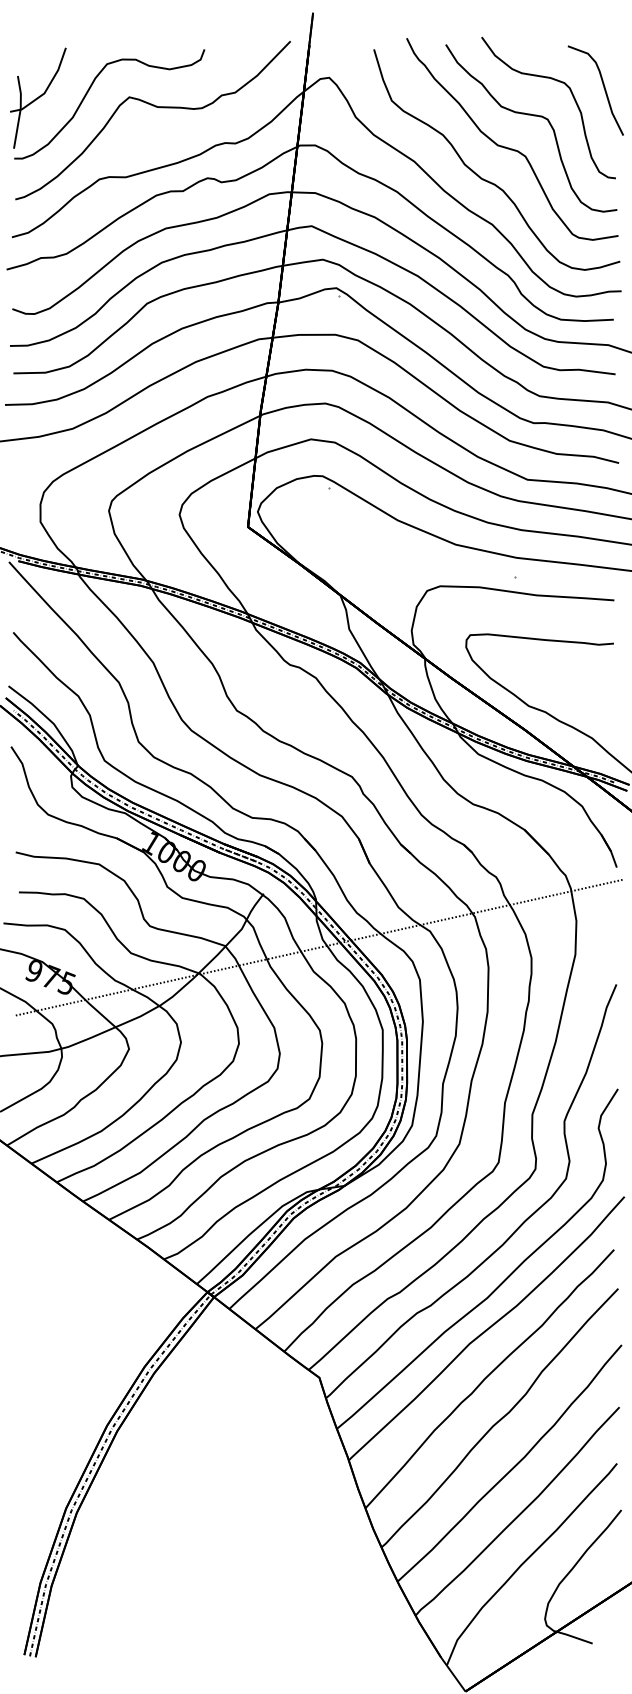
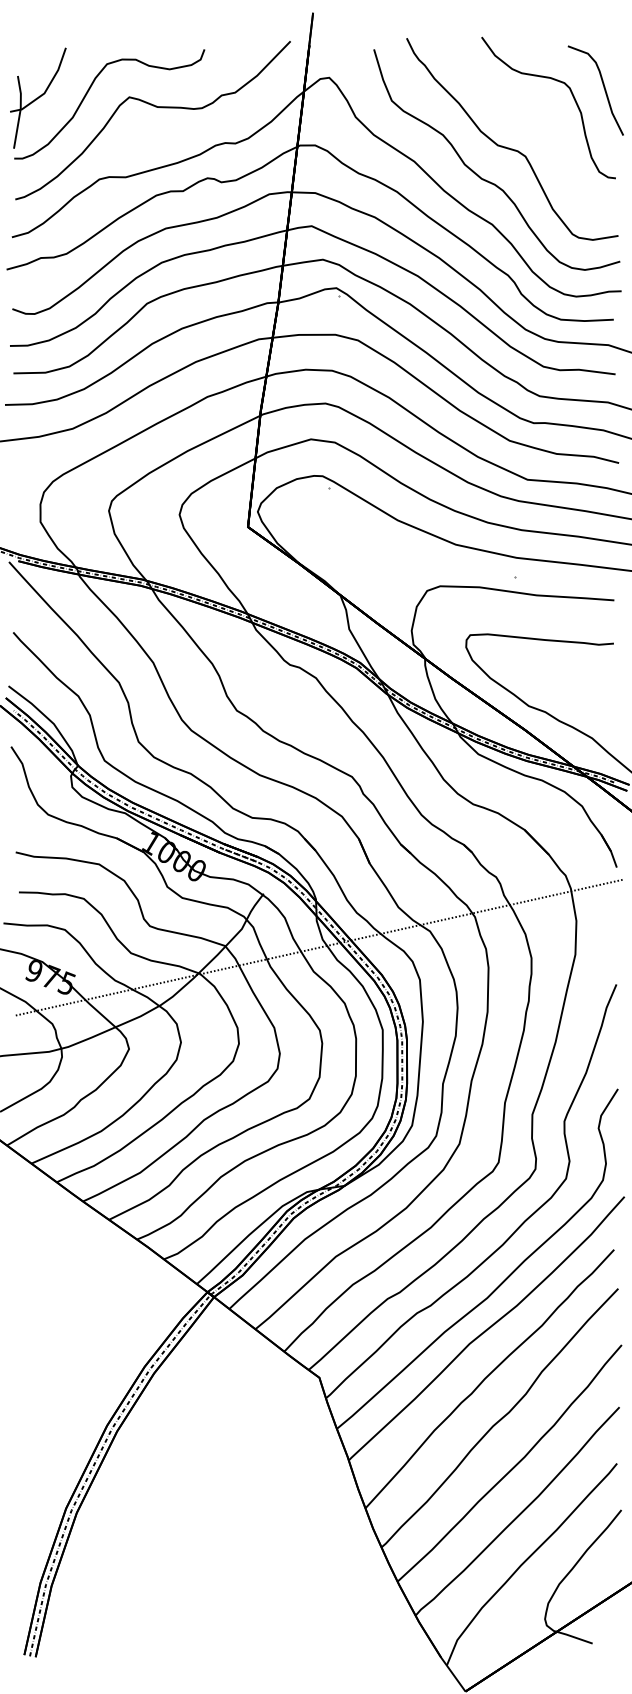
curve: present -> none (533, 116)
